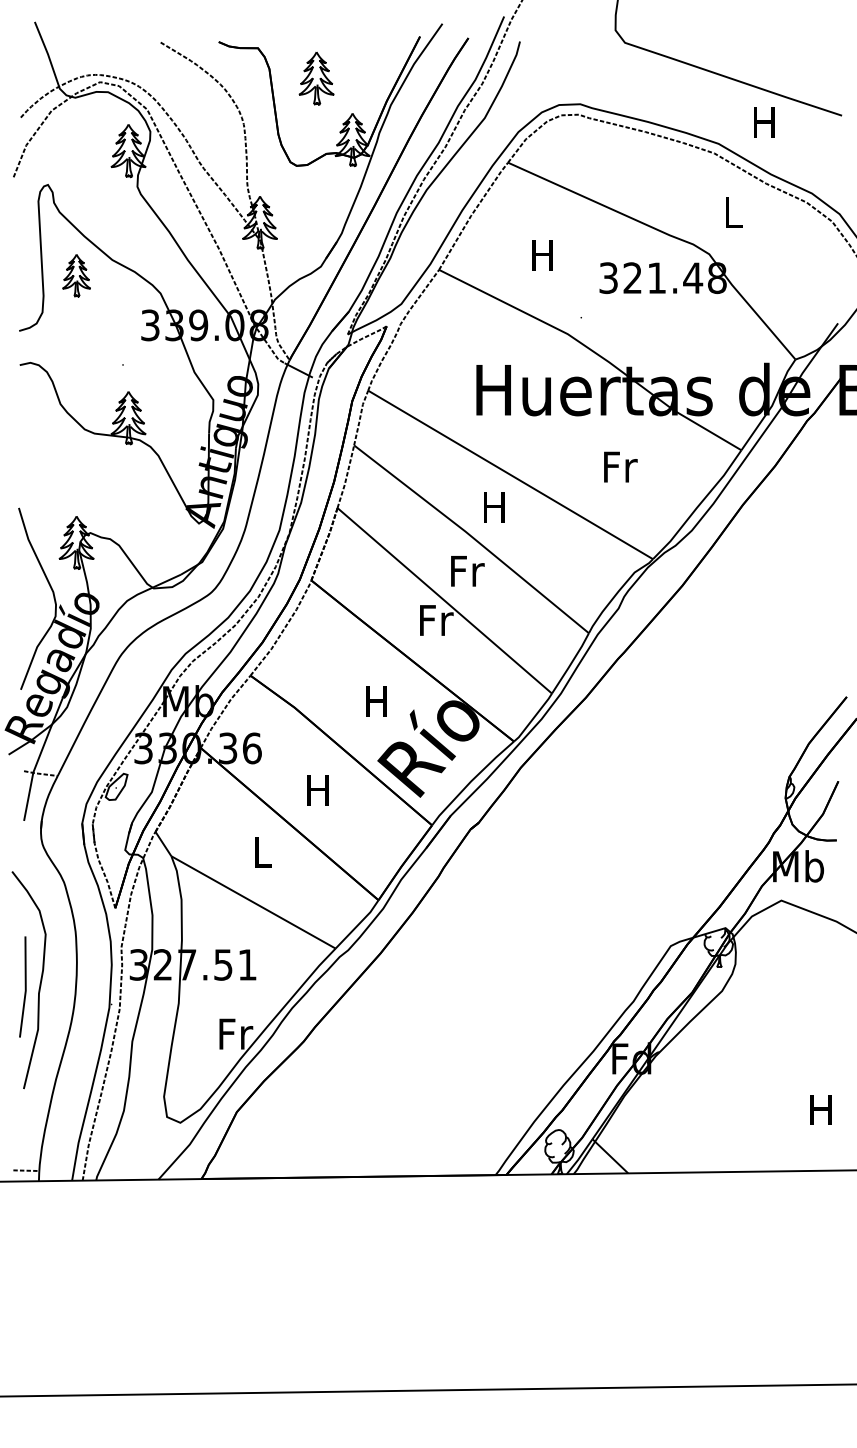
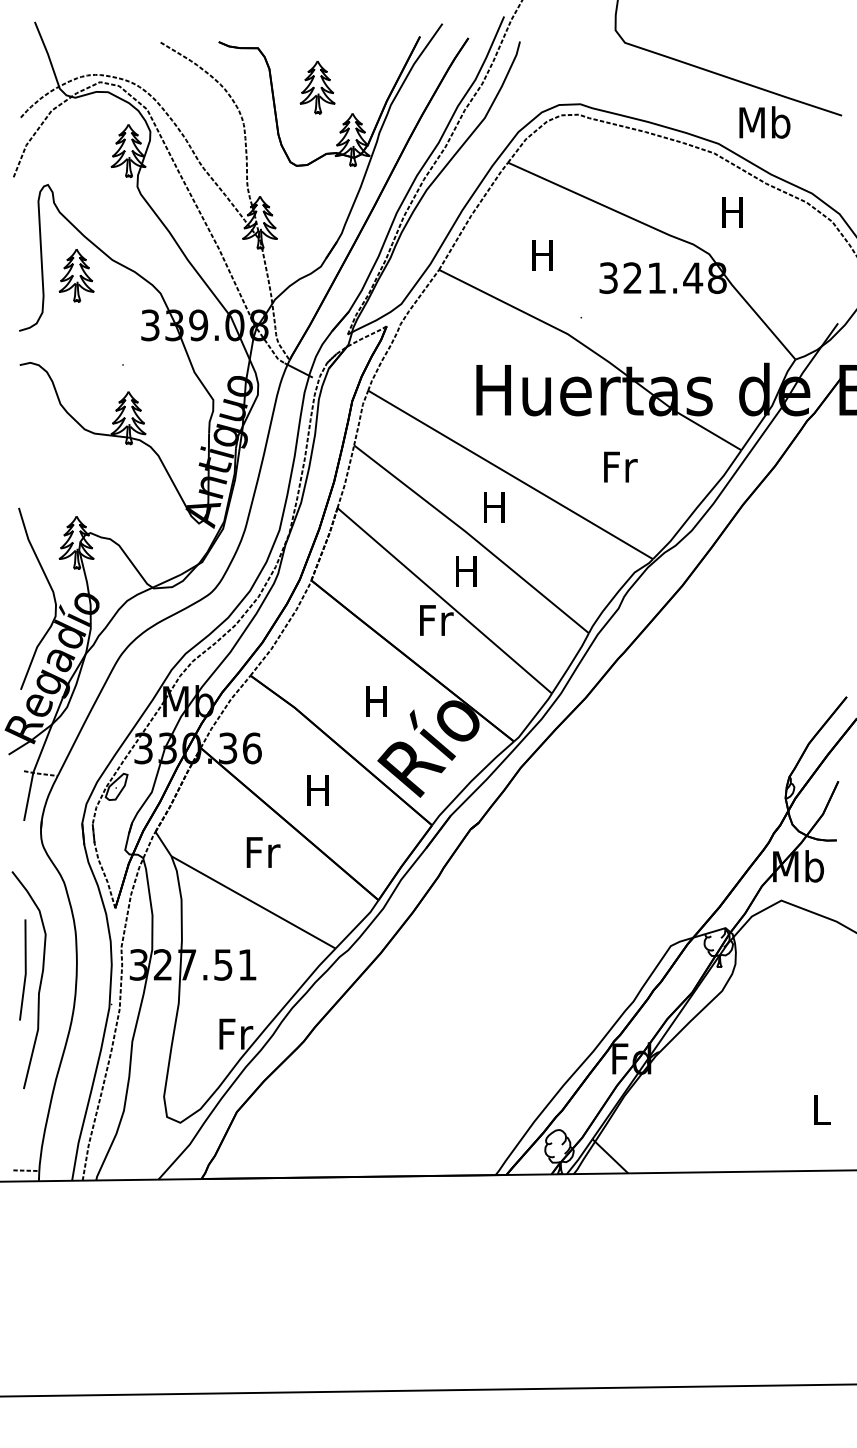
part position: (316, 78) -> (317, 87) (317, 87)
text: H -> Mb (764, 122)
text: L -> H (732, 212)
part size: 29x44 px -> 37x54 px (76, 275)
text: Fr -> H (467, 571)
text: L -> Fr (263, 852)
line position: (24, 986) -> (24, 969) (24, 969)
text: H -> L (820, 1109)
